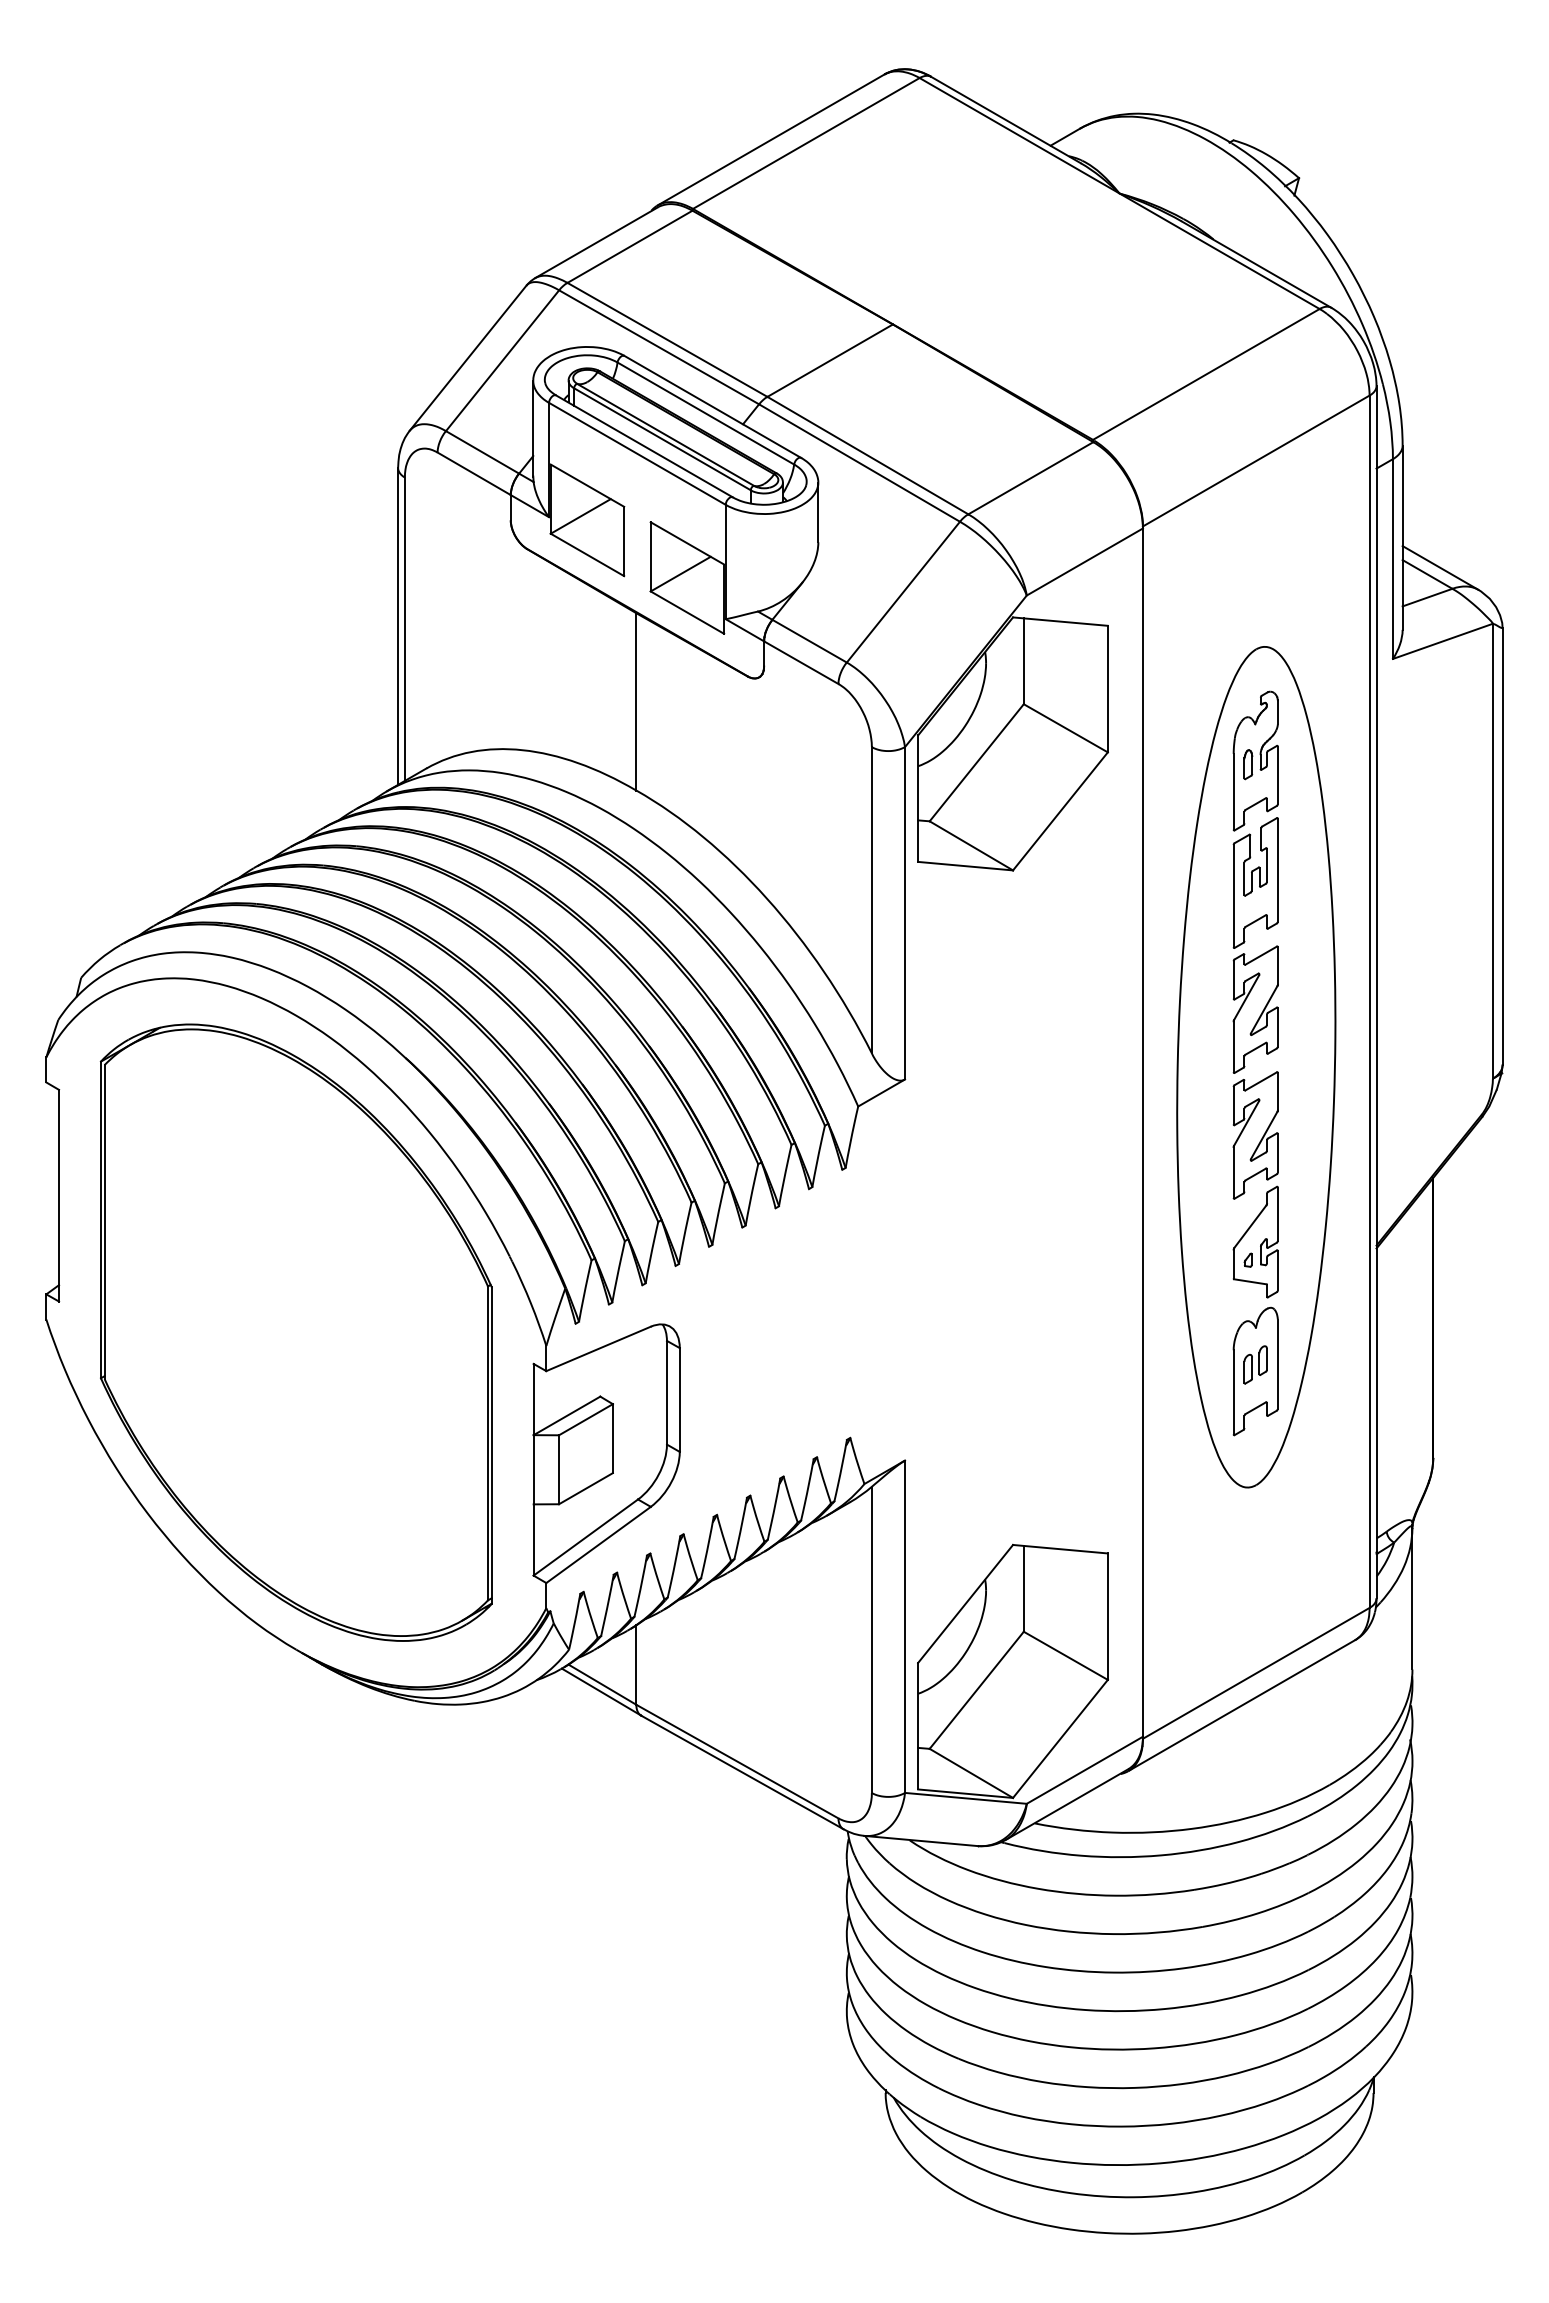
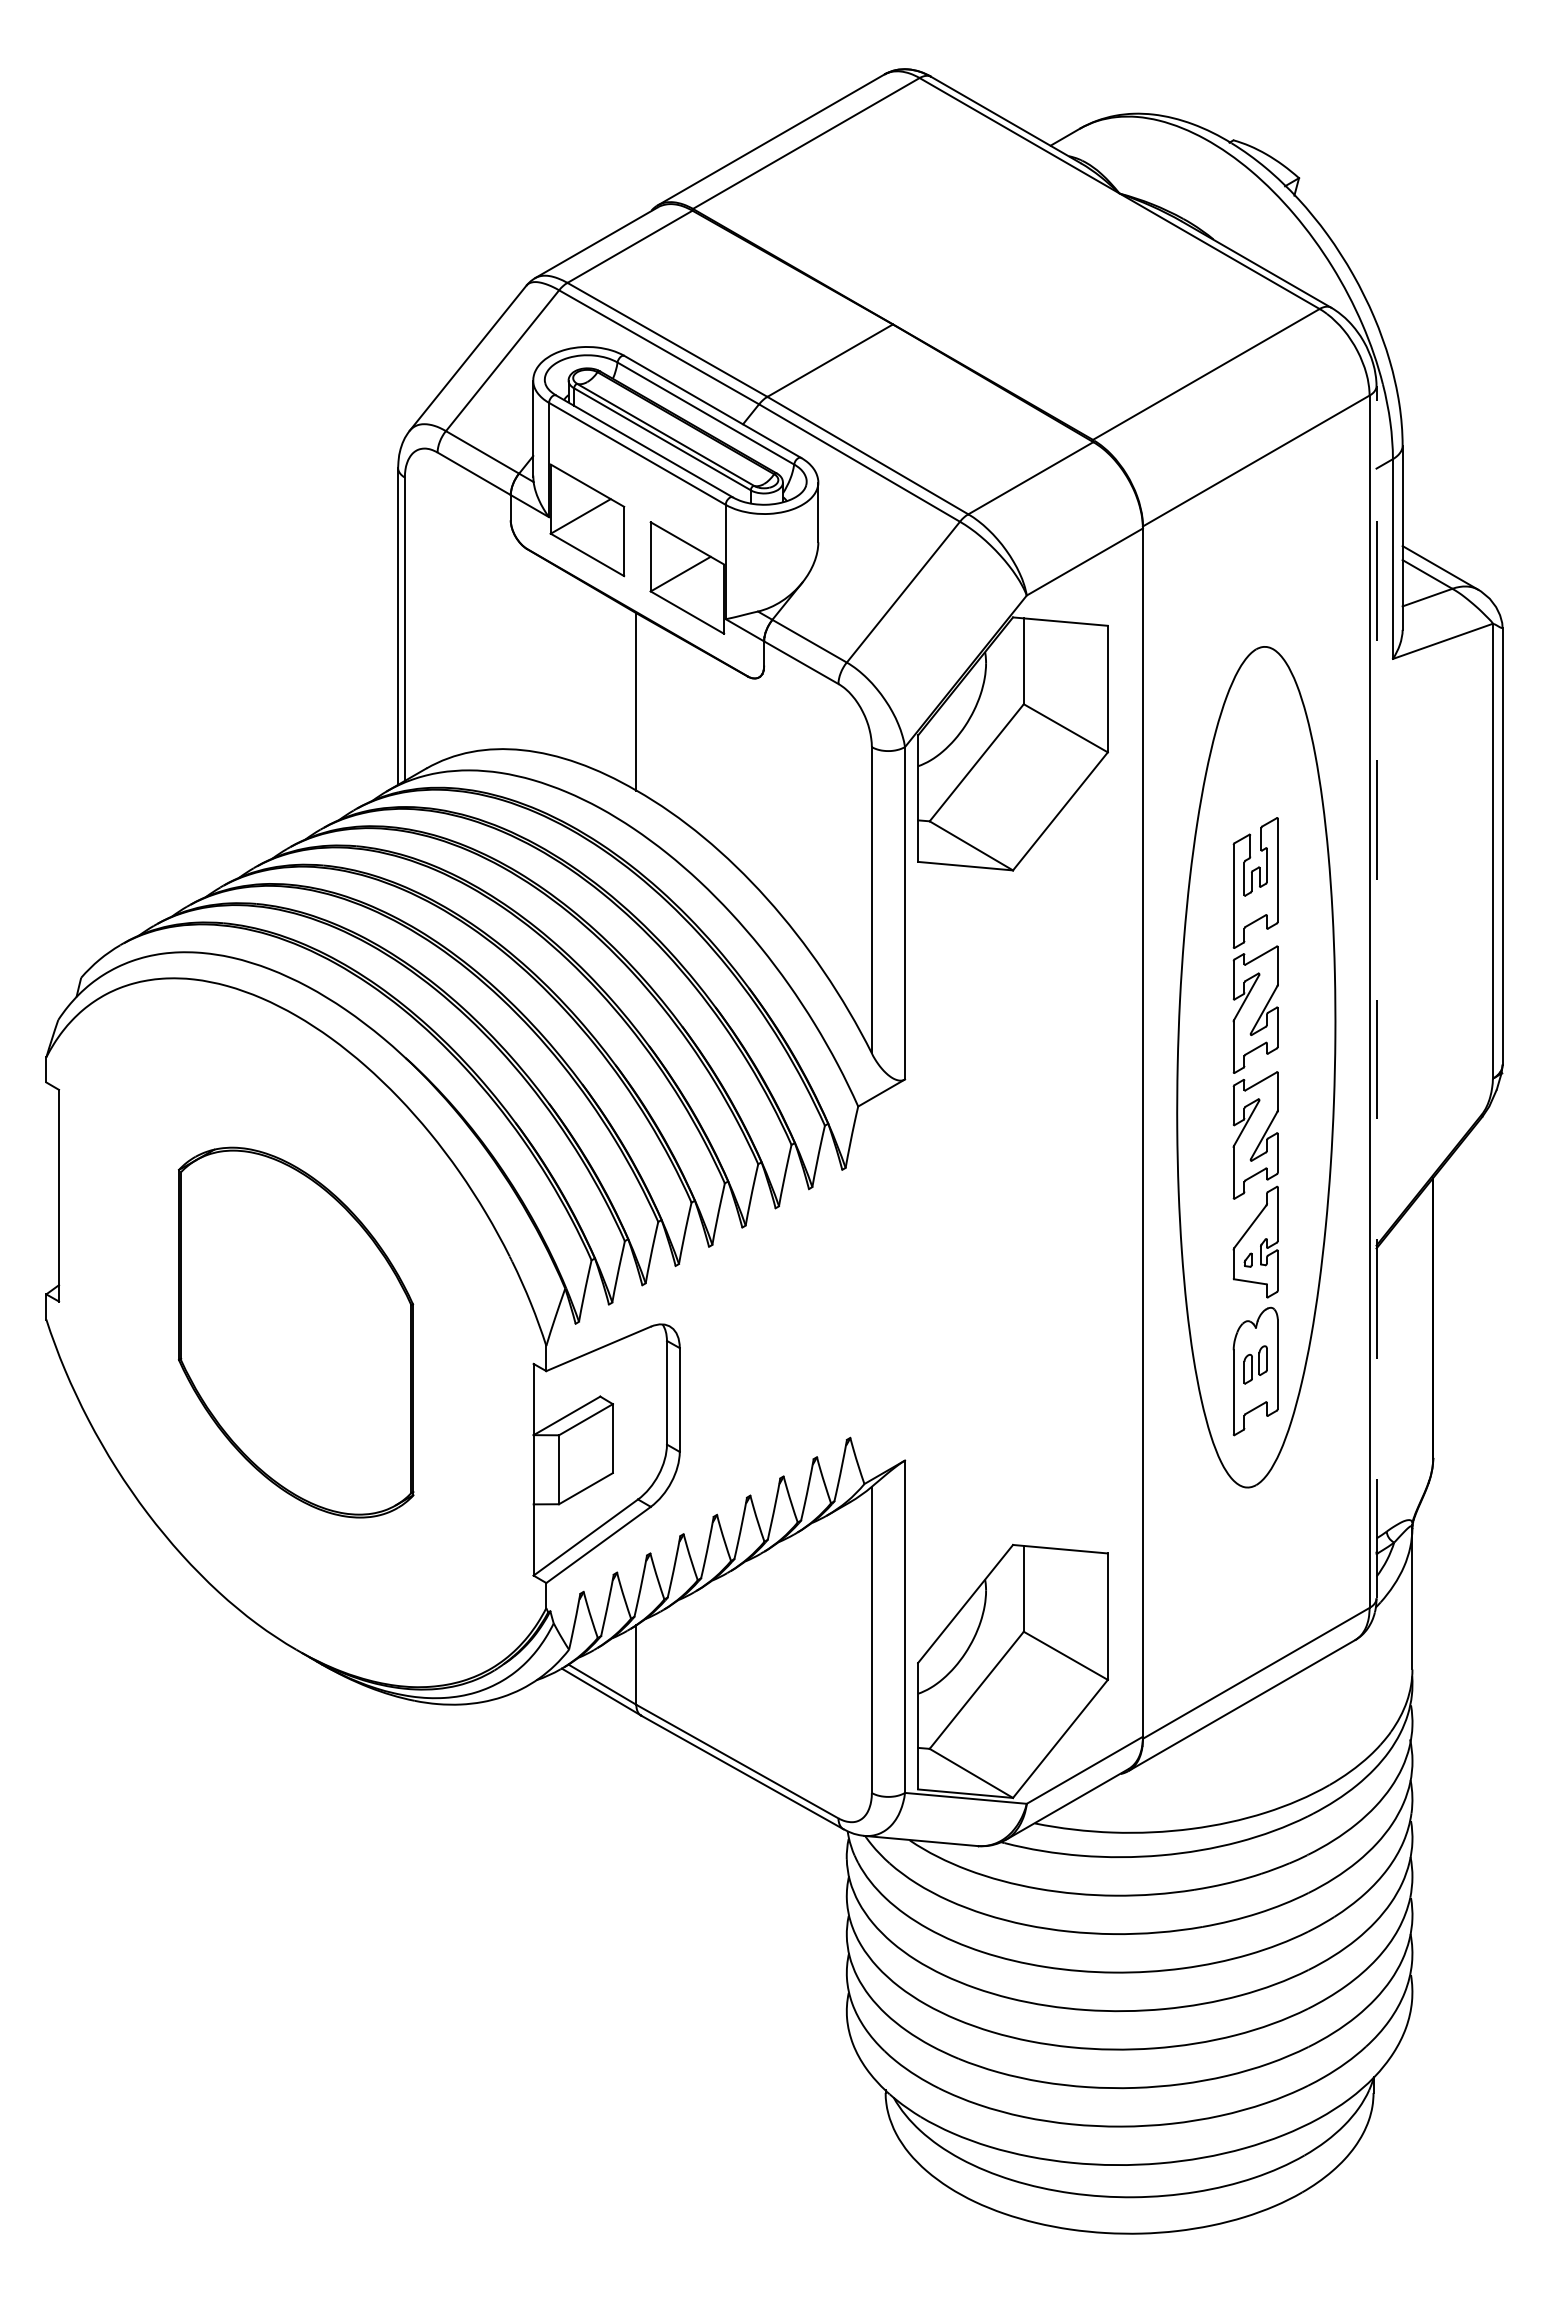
part: present -> none (1255, 760)
line: solid -> dashed (1376, 991)
part size: 394x619 px -> 238x373 px (295, 1332)
